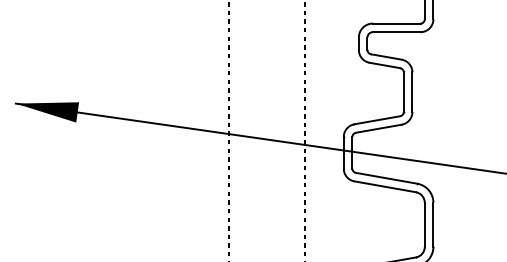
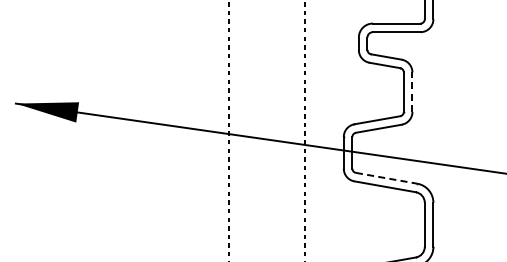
line: solid -> dashed (412, 92)
line: solid -> dashed (387, 178)
